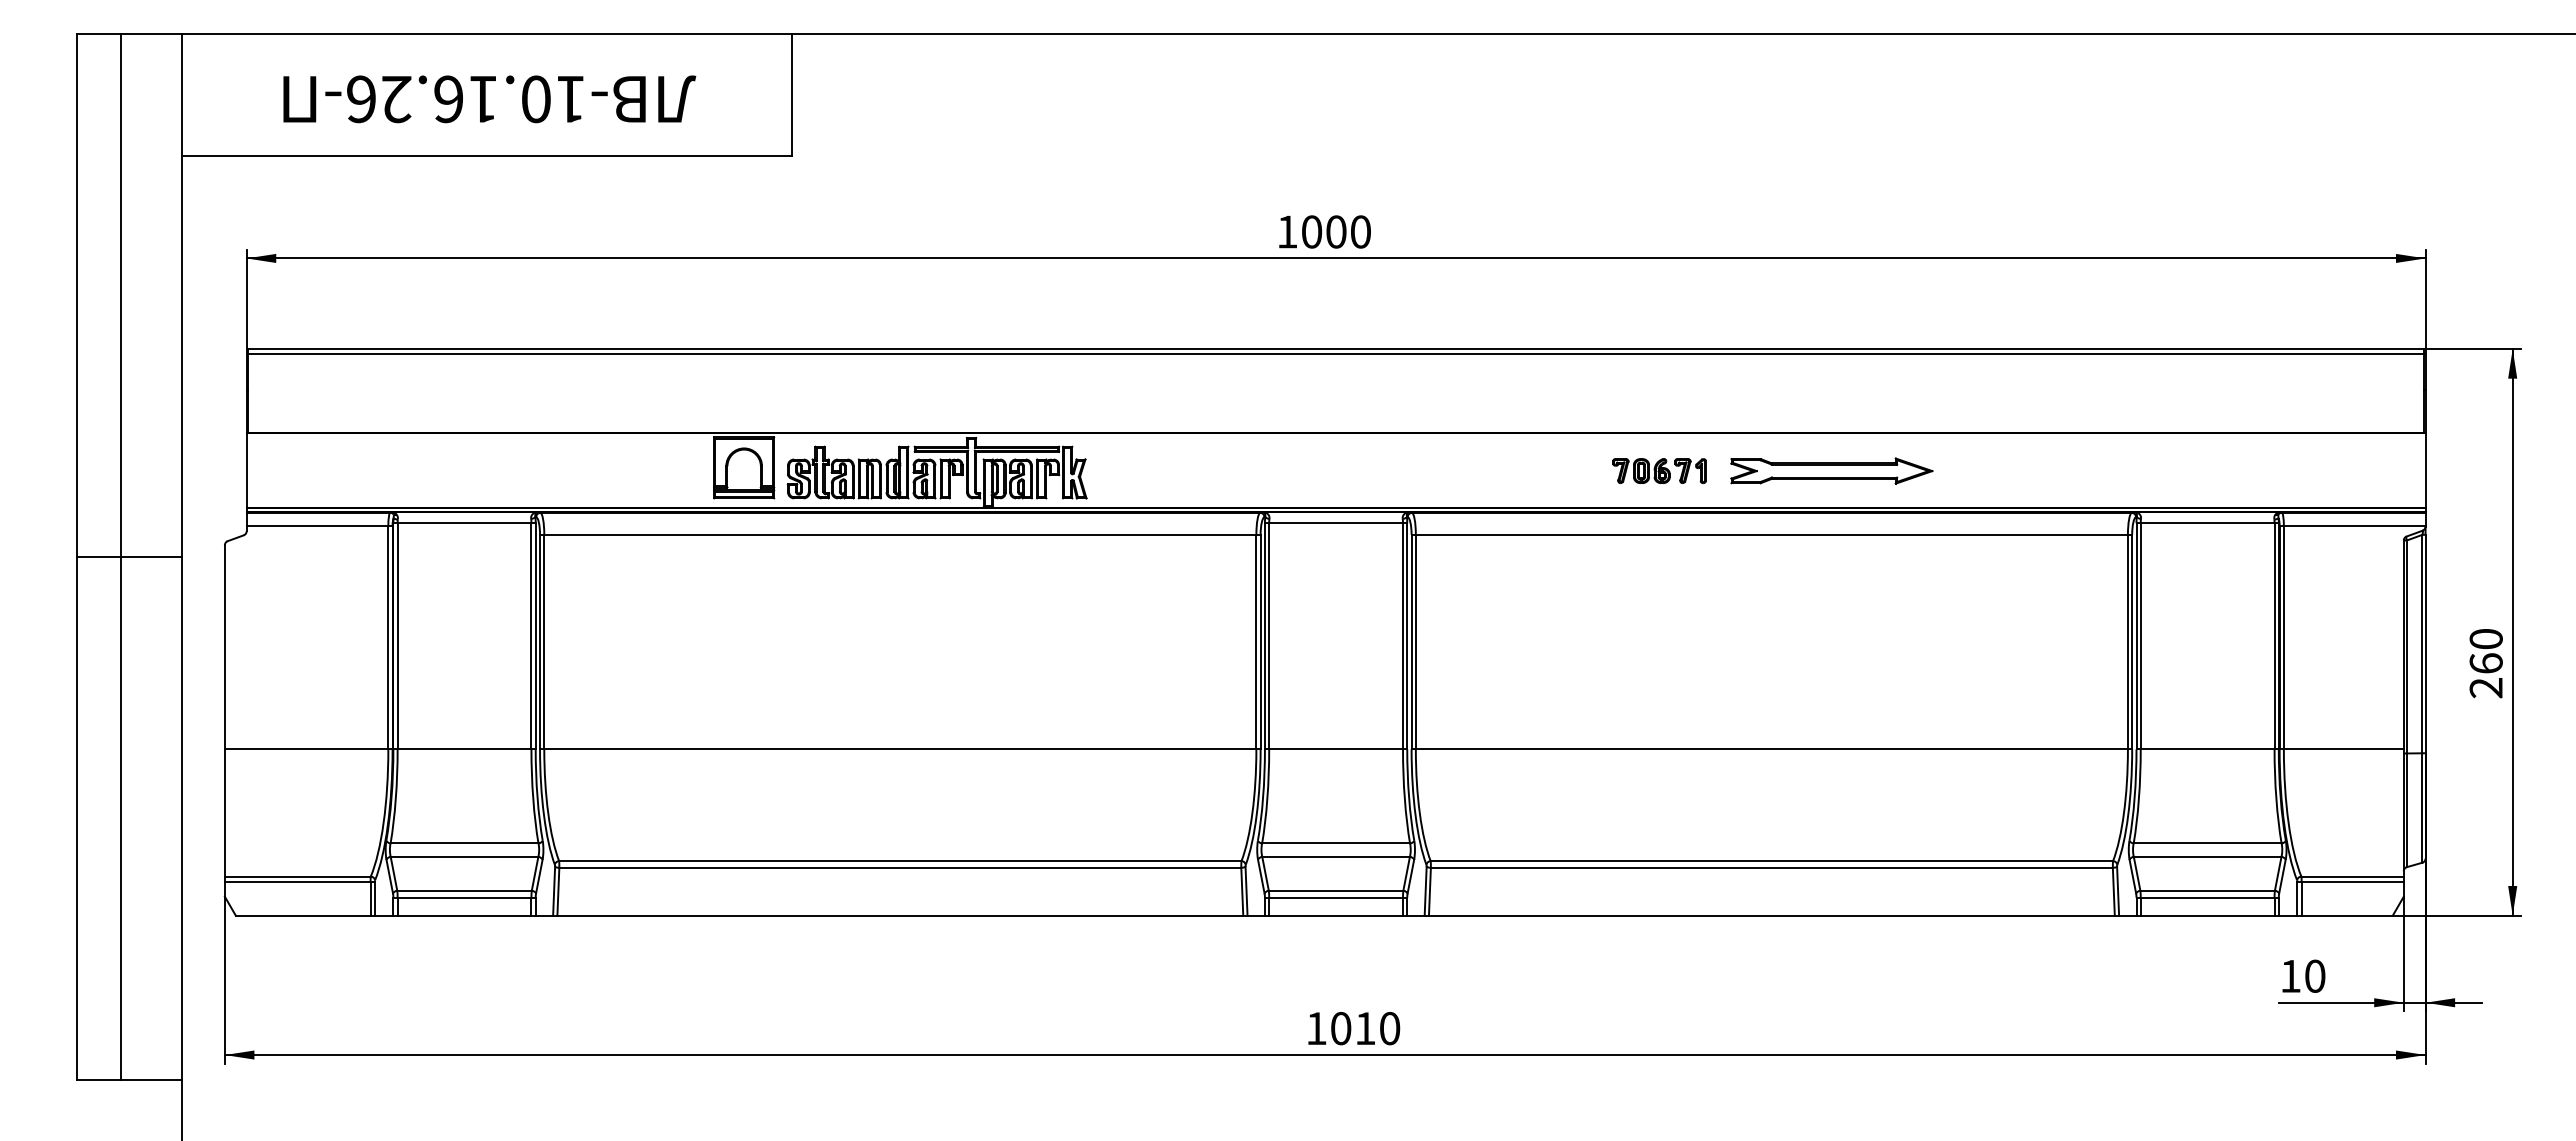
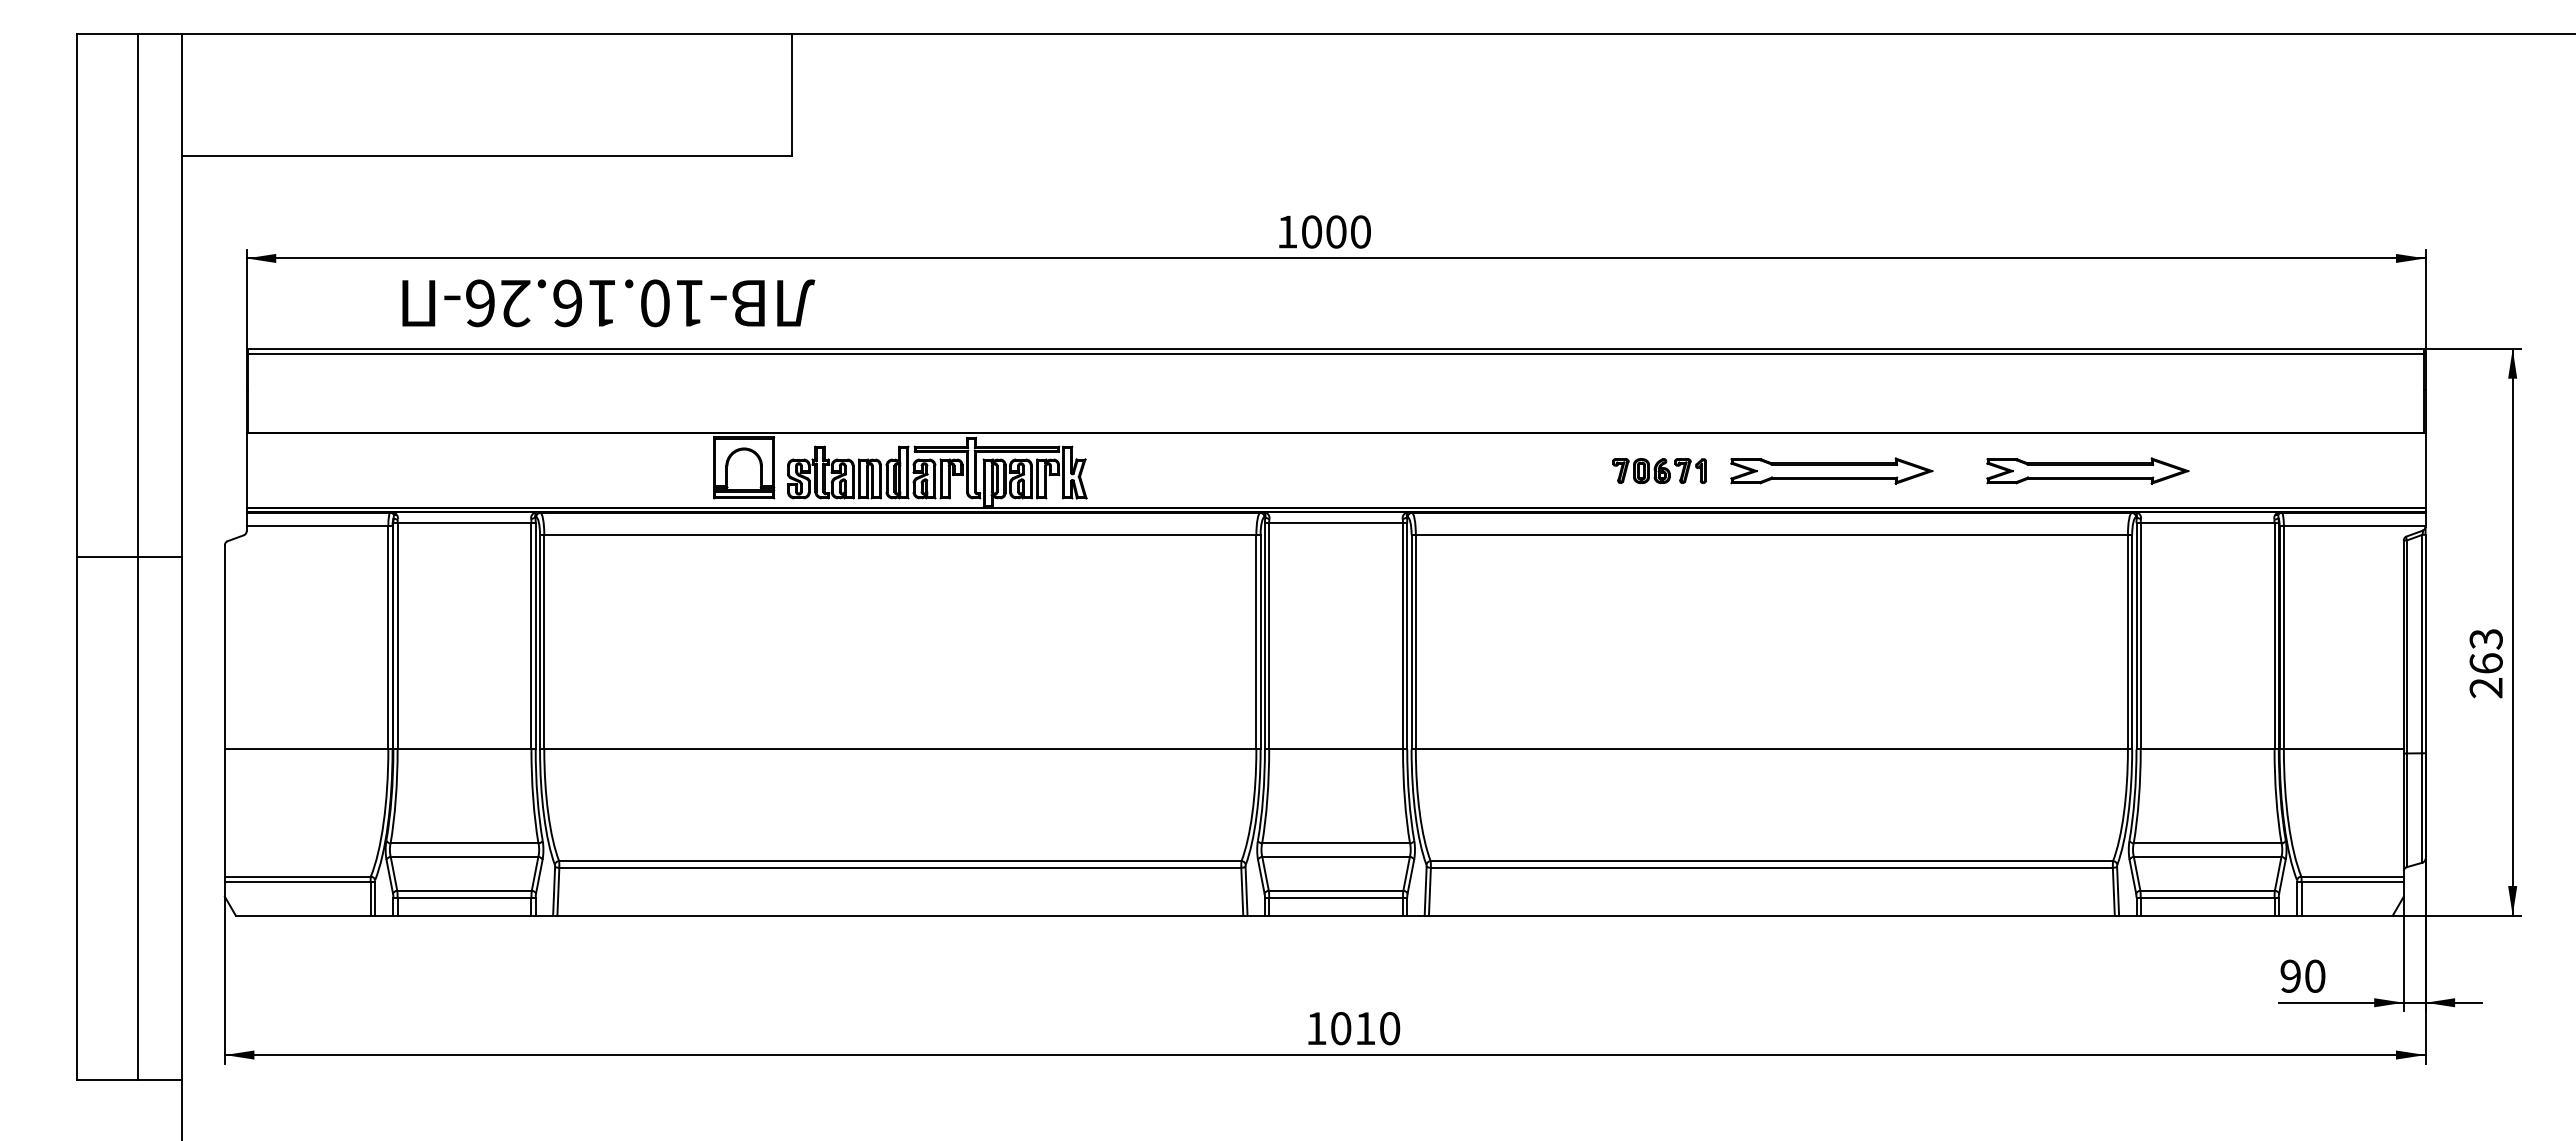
text position: (489, 99) -> (608, 303) (608, 303)
part: none -> present (2087, 470)
line position: (120, 557) -> (137, 557) (137, 557)
text: 260 -> 263 (2485, 639)
text: 10 -> 90 (2290, 975)
